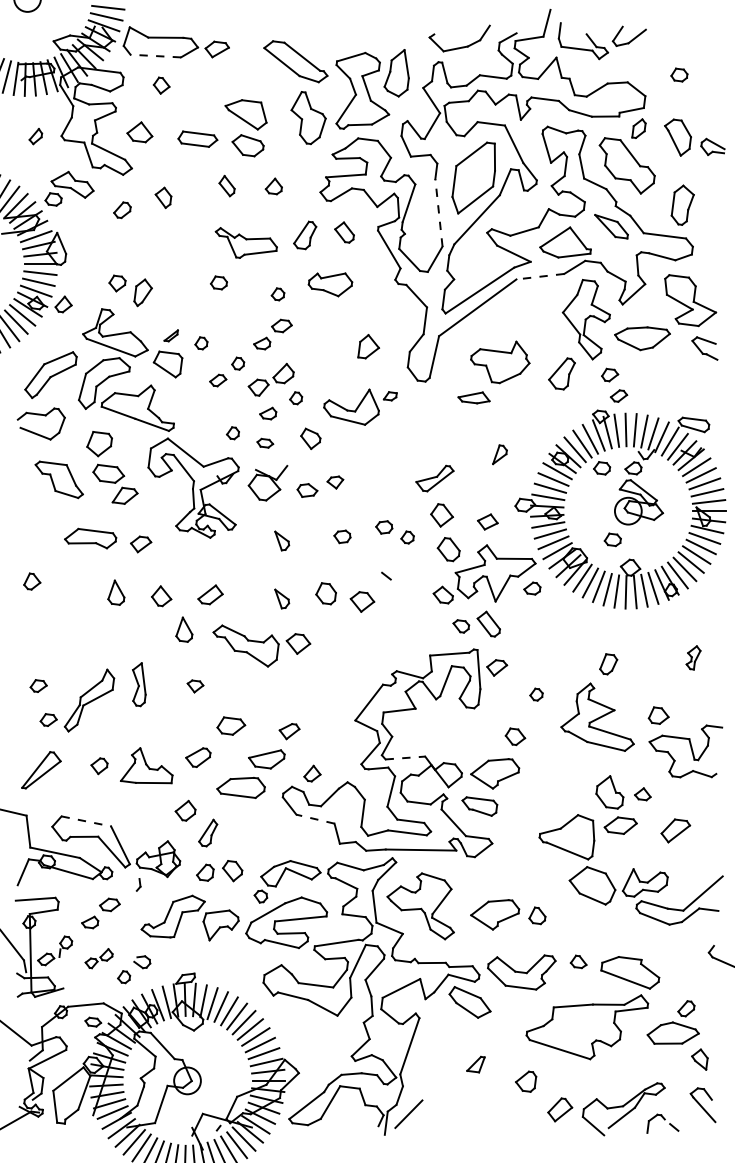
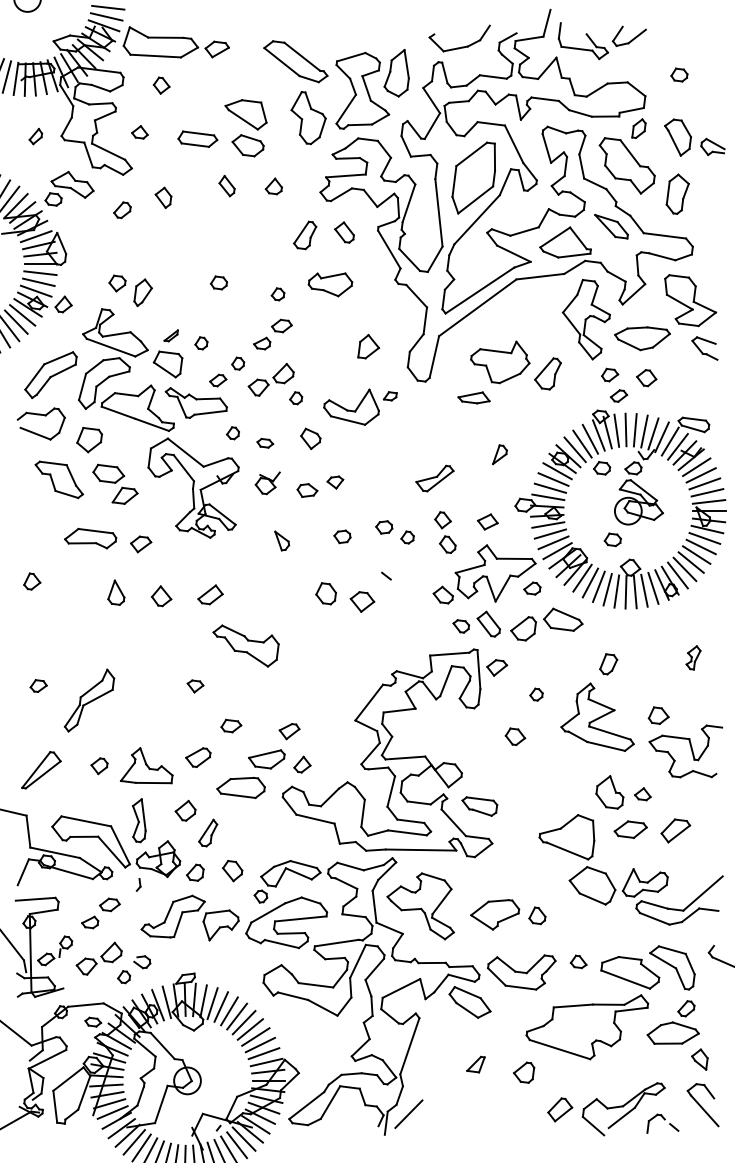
line: dashed -> solid (155, 56)
part size: 28x23 px -> 18x15 px (139, 132)
part position: (682, 204) -> (677, 193) (677, 193)
line: dashed -> solid (438, 212)
part position: (245, 242) -> (195, 402) (195, 402)
line: dashed -> solid (539, 276)
part position: (561, 373) -> (547, 373) (547, 373)
part: none -> present (646, 378)
part: present -> none (268, 413)
part position: (99, 444) -> (89, 440) (89, 440)
part size: 42x37 px -> 27x25 px (267, 483)
part size: 31x60 px -> 23x43 px (445, 532)
part: present -> none (282, 598)
part: none -> present (546, 624)
part: present -> none (184, 629)
part: present -> none (298, 643)
part position: (139, 684) -> (139, 820) (139, 820)
part: present -> none (48, 719)
part size: 31x20 px -> 23x16 px (231, 725)
line: dashed -> solid (405, 758)
part position: (312, 773) -> (302, 764) (302, 764)
part: present -> none (495, 773)
line: dashed -> solid (315, 819)
line: dashed -> solid (86, 821)
part position: (620, 825) -> (630, 829) (630, 829)
part position: (205, 872) -> (195, 872) (195, 872)
part size: 30x22 px -> 48x35 px (98, 958)
part: none -> present (672, 967)
part position: (526, 1081) -> (524, 1072) (524, 1072)
part size: 28x37 px -> 34x45 px (702, 1105)
